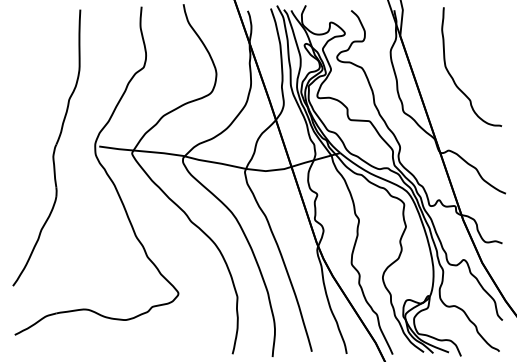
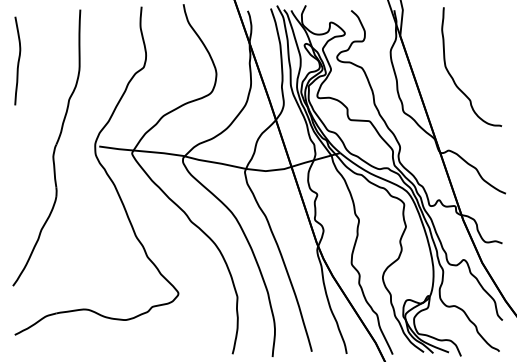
curve: none -> present (18, 60)
